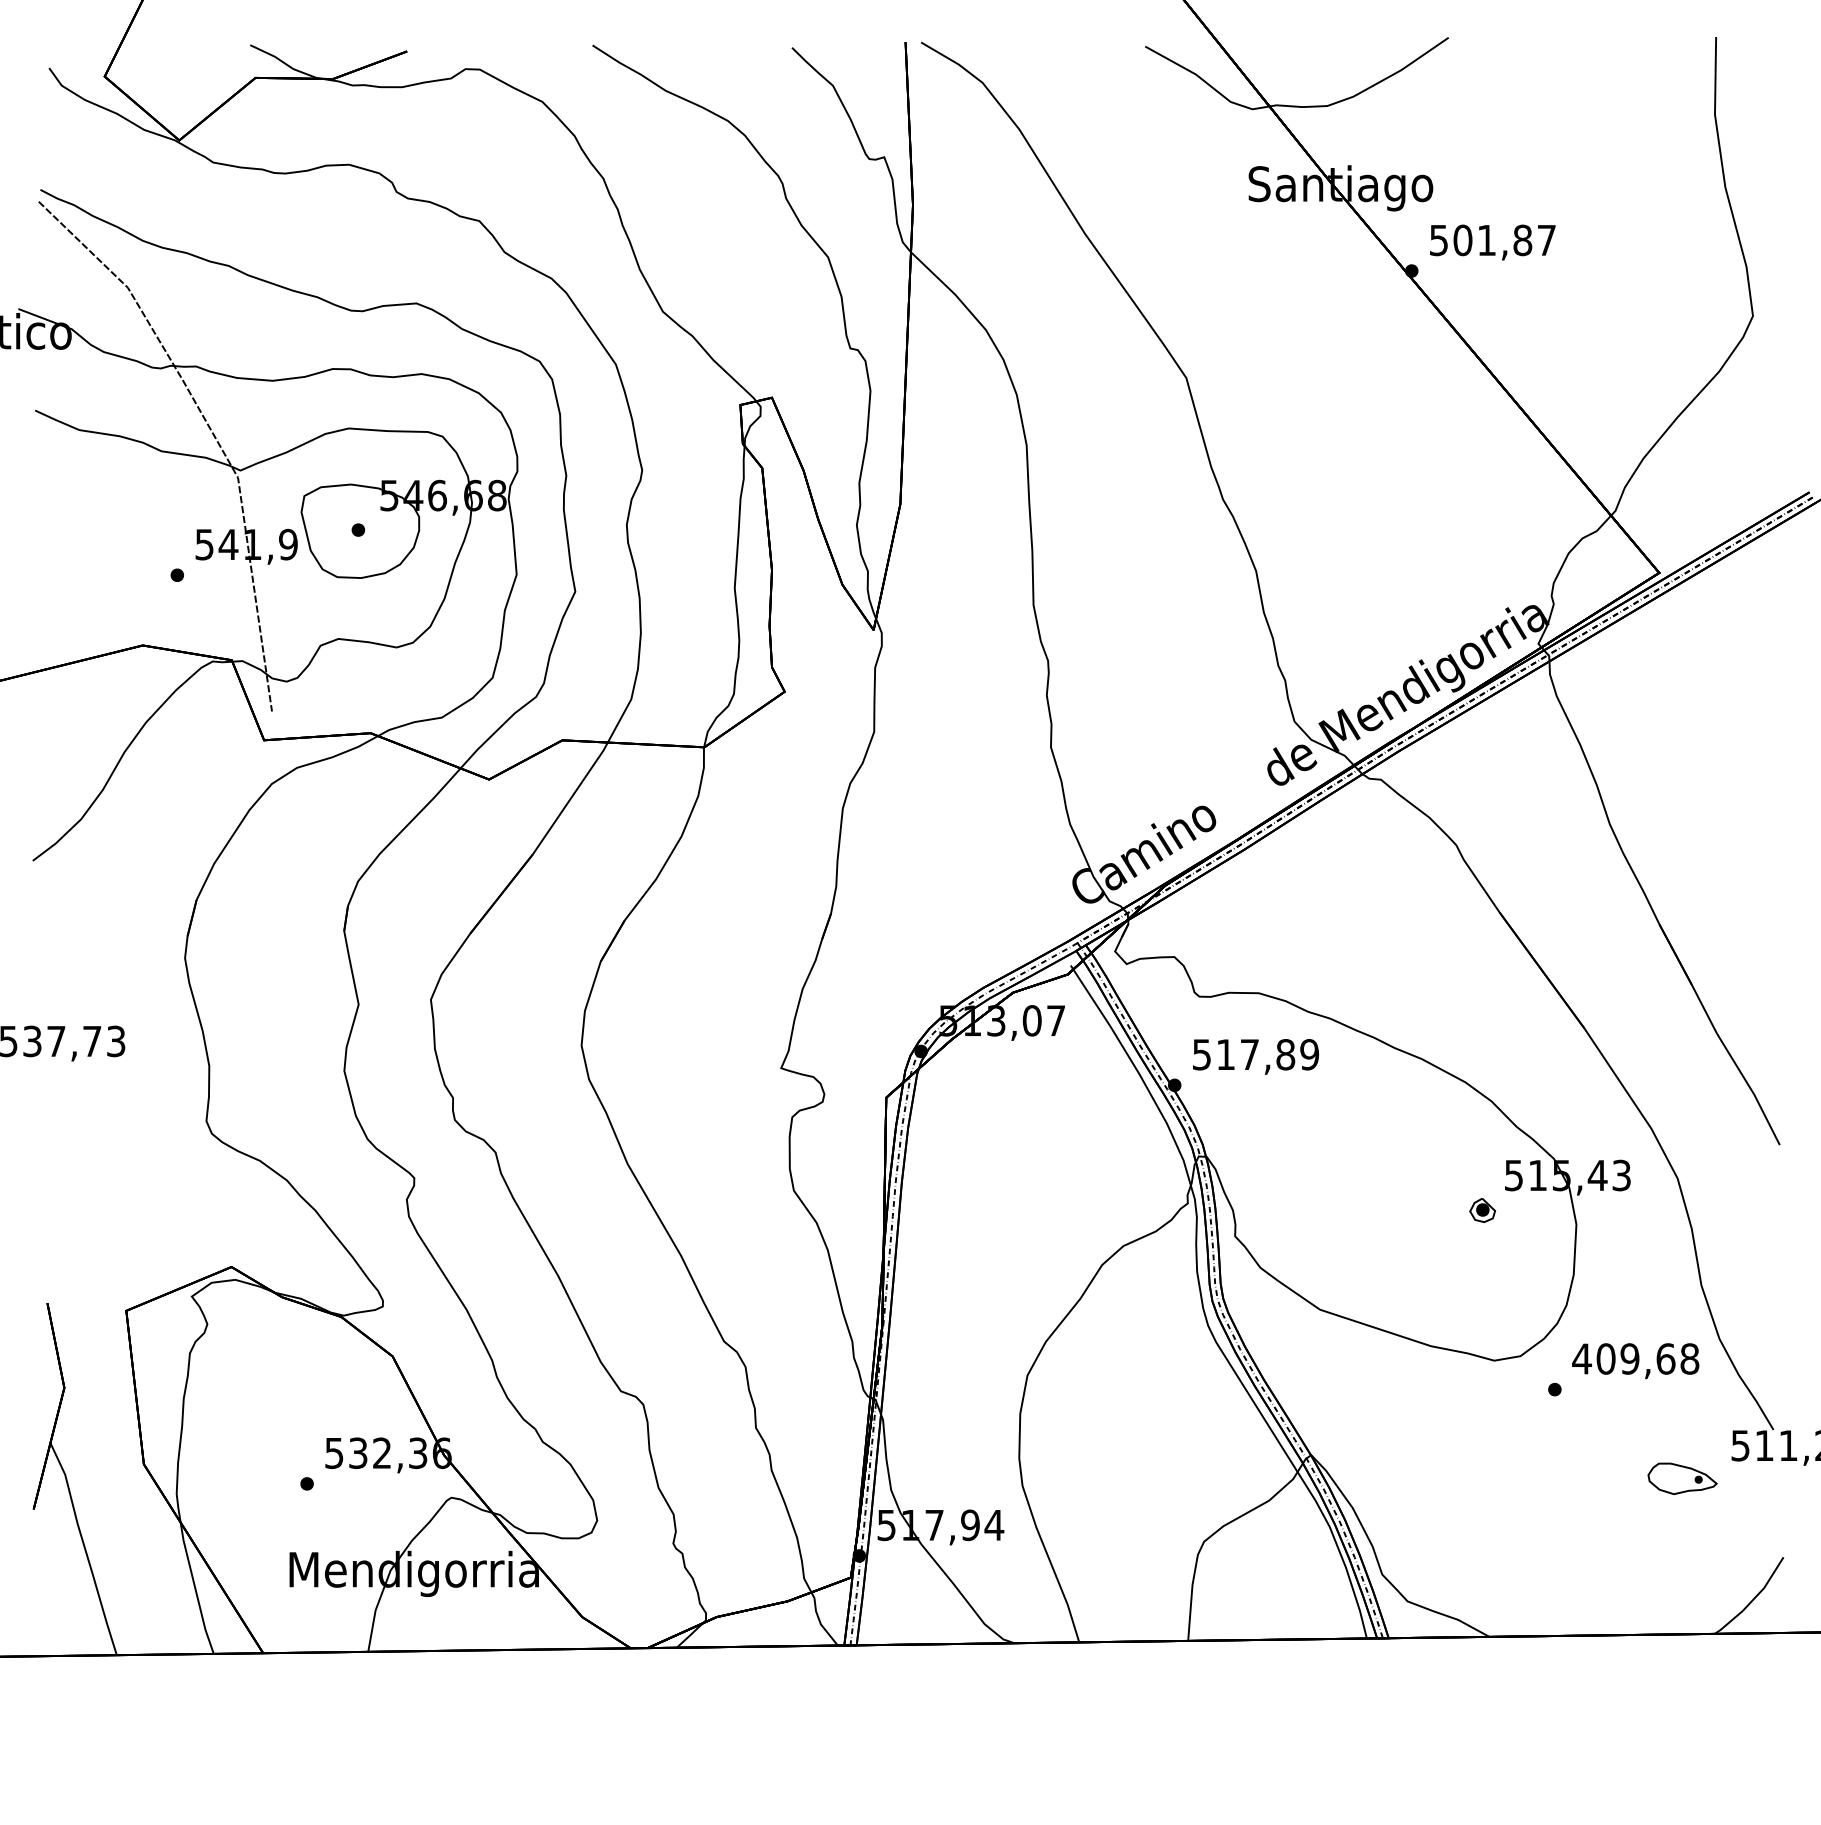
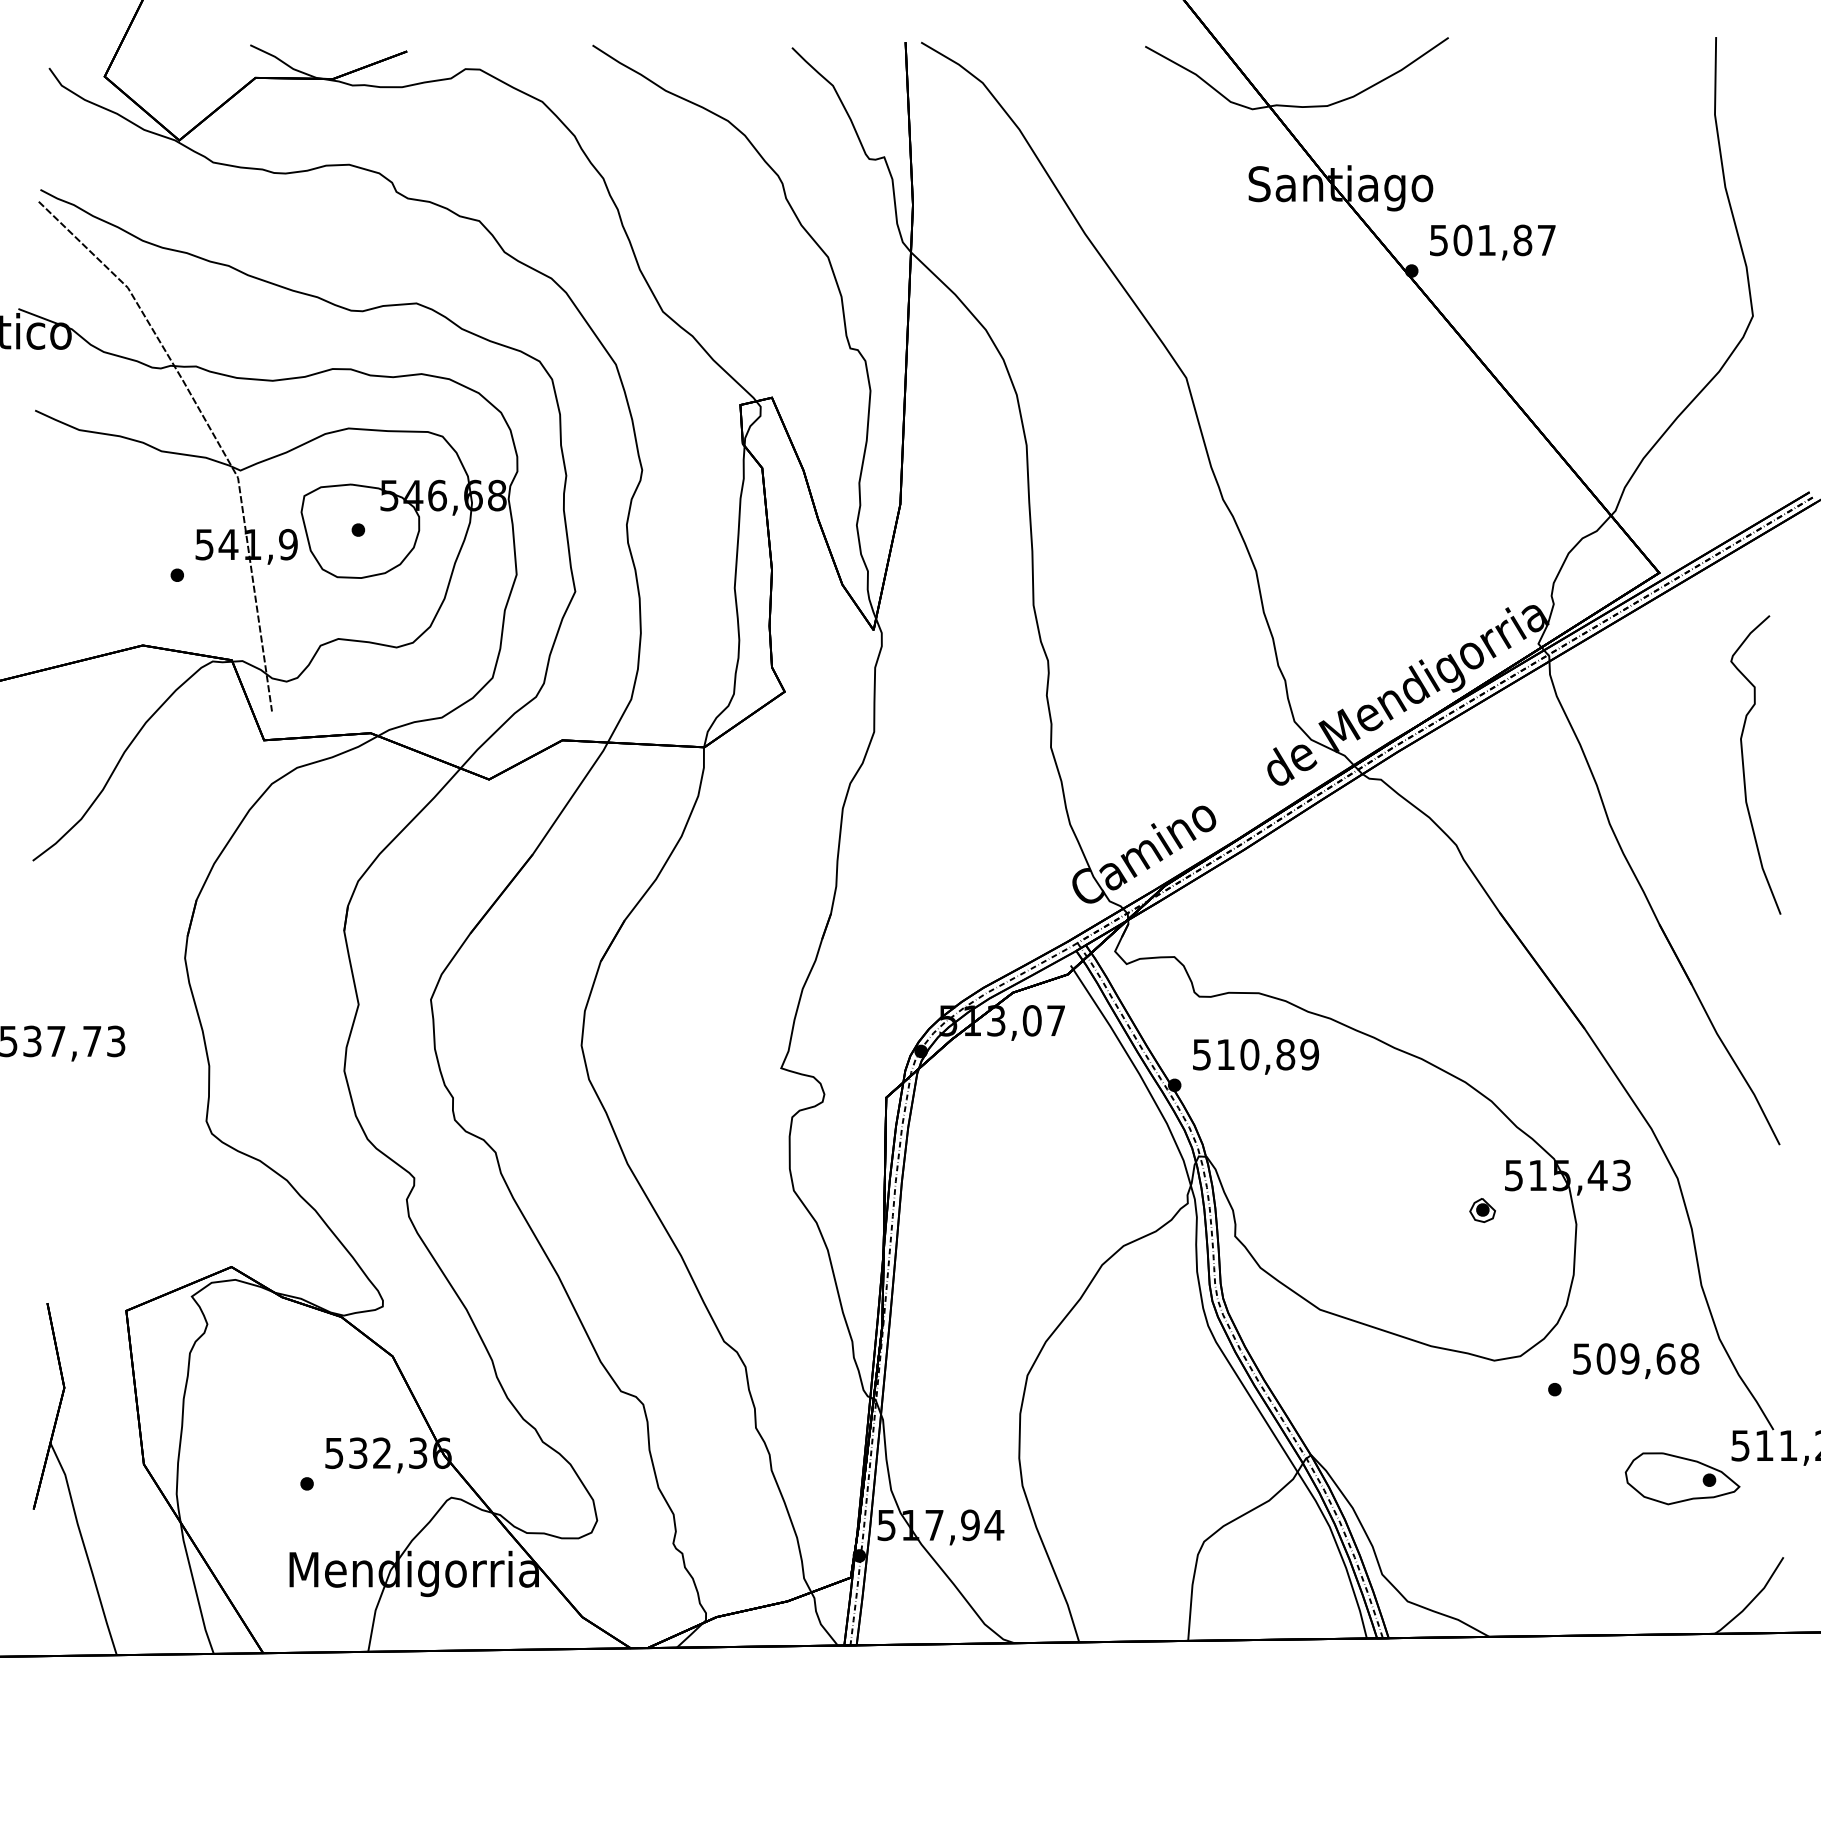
curve: none -> present (1744, 765)
text: 517,89 -> 510,89 (1249, 1054)
text: 409,68 -> 509,68 (1582, 1358)
part size: 71x33 px -> 117x54 px (1682, 1478)
